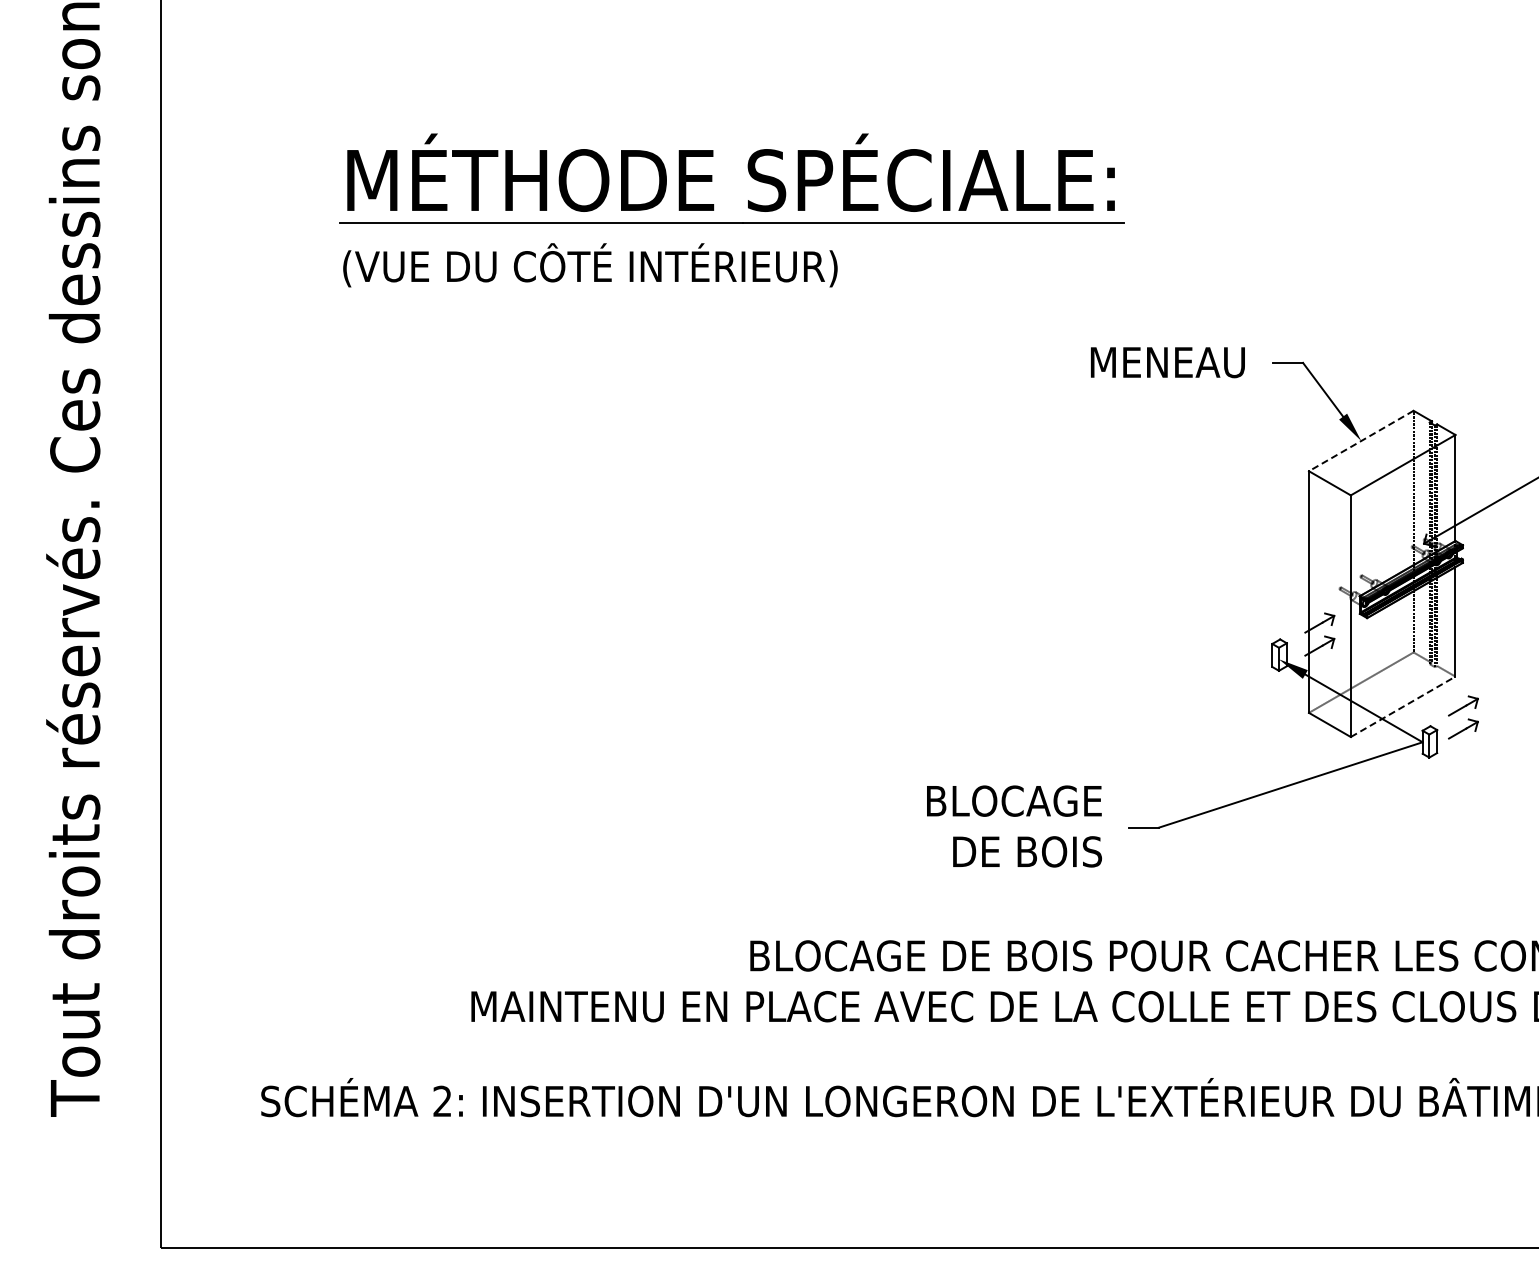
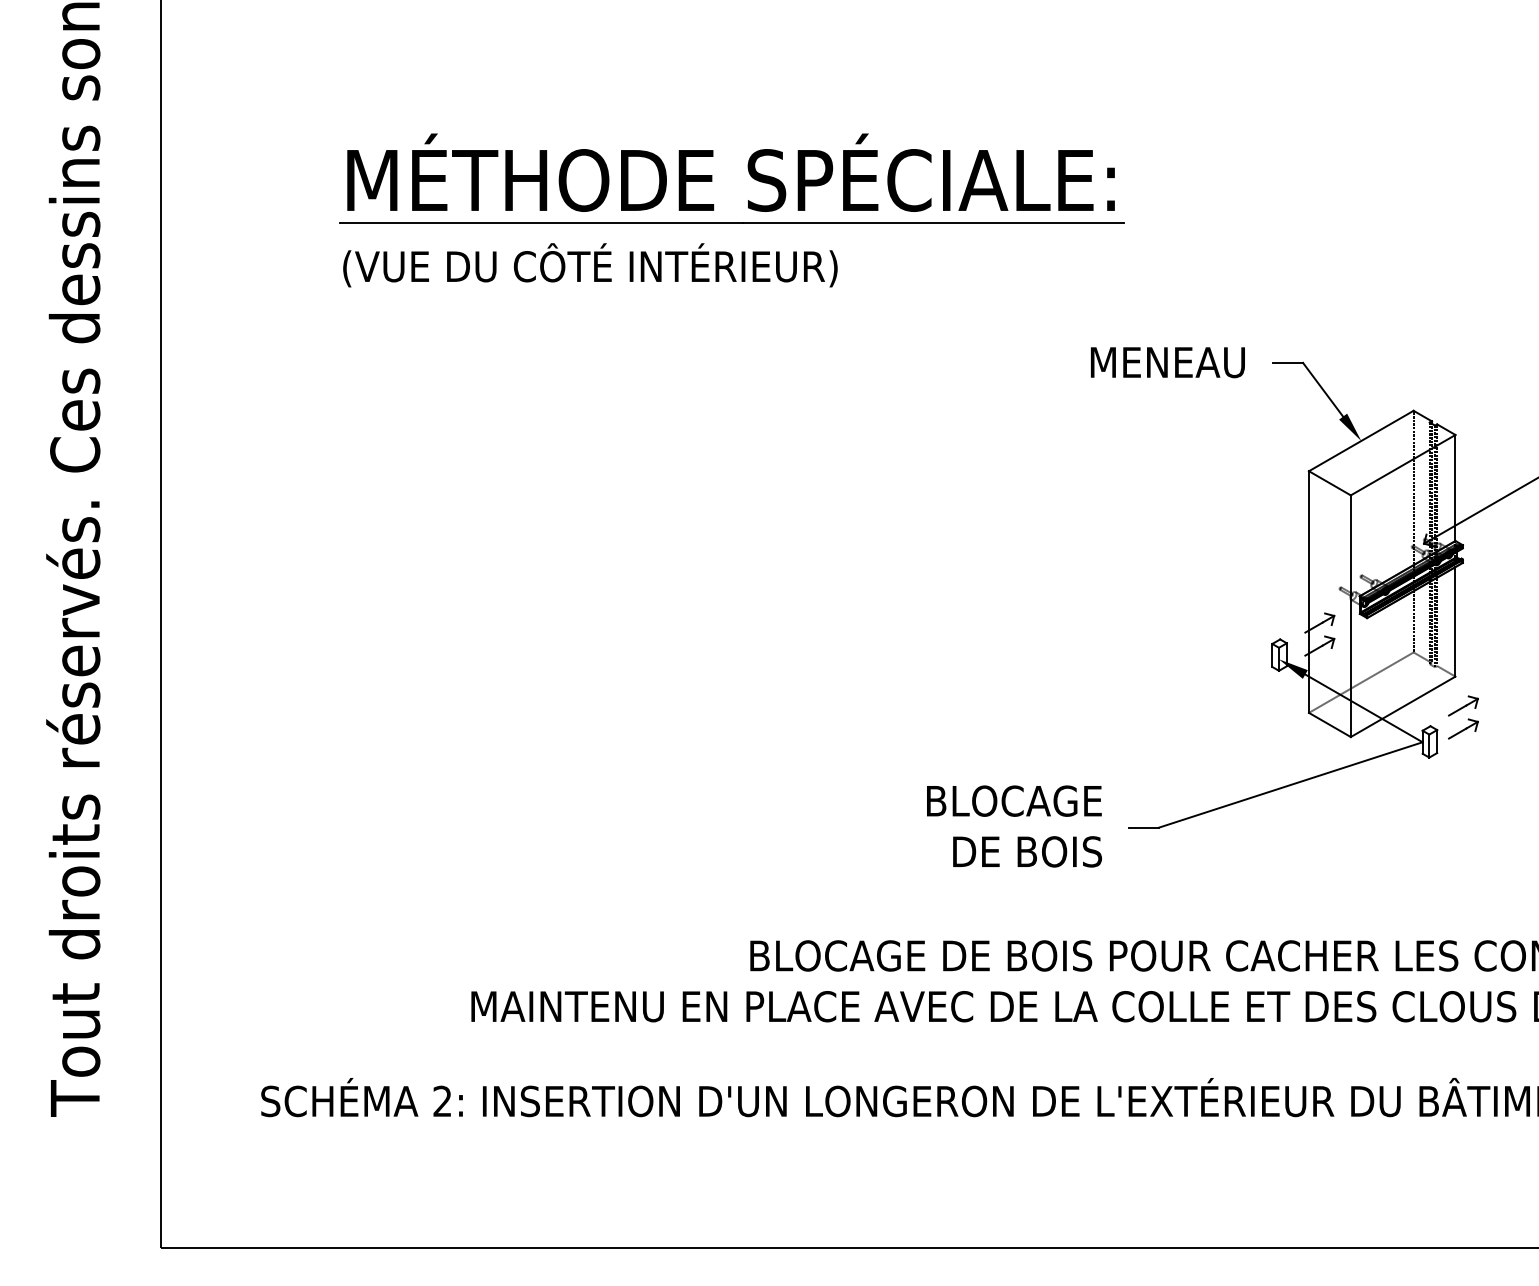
line: dashed -> solid (1360, 441)
line: dashed -> solid (1403, 706)
